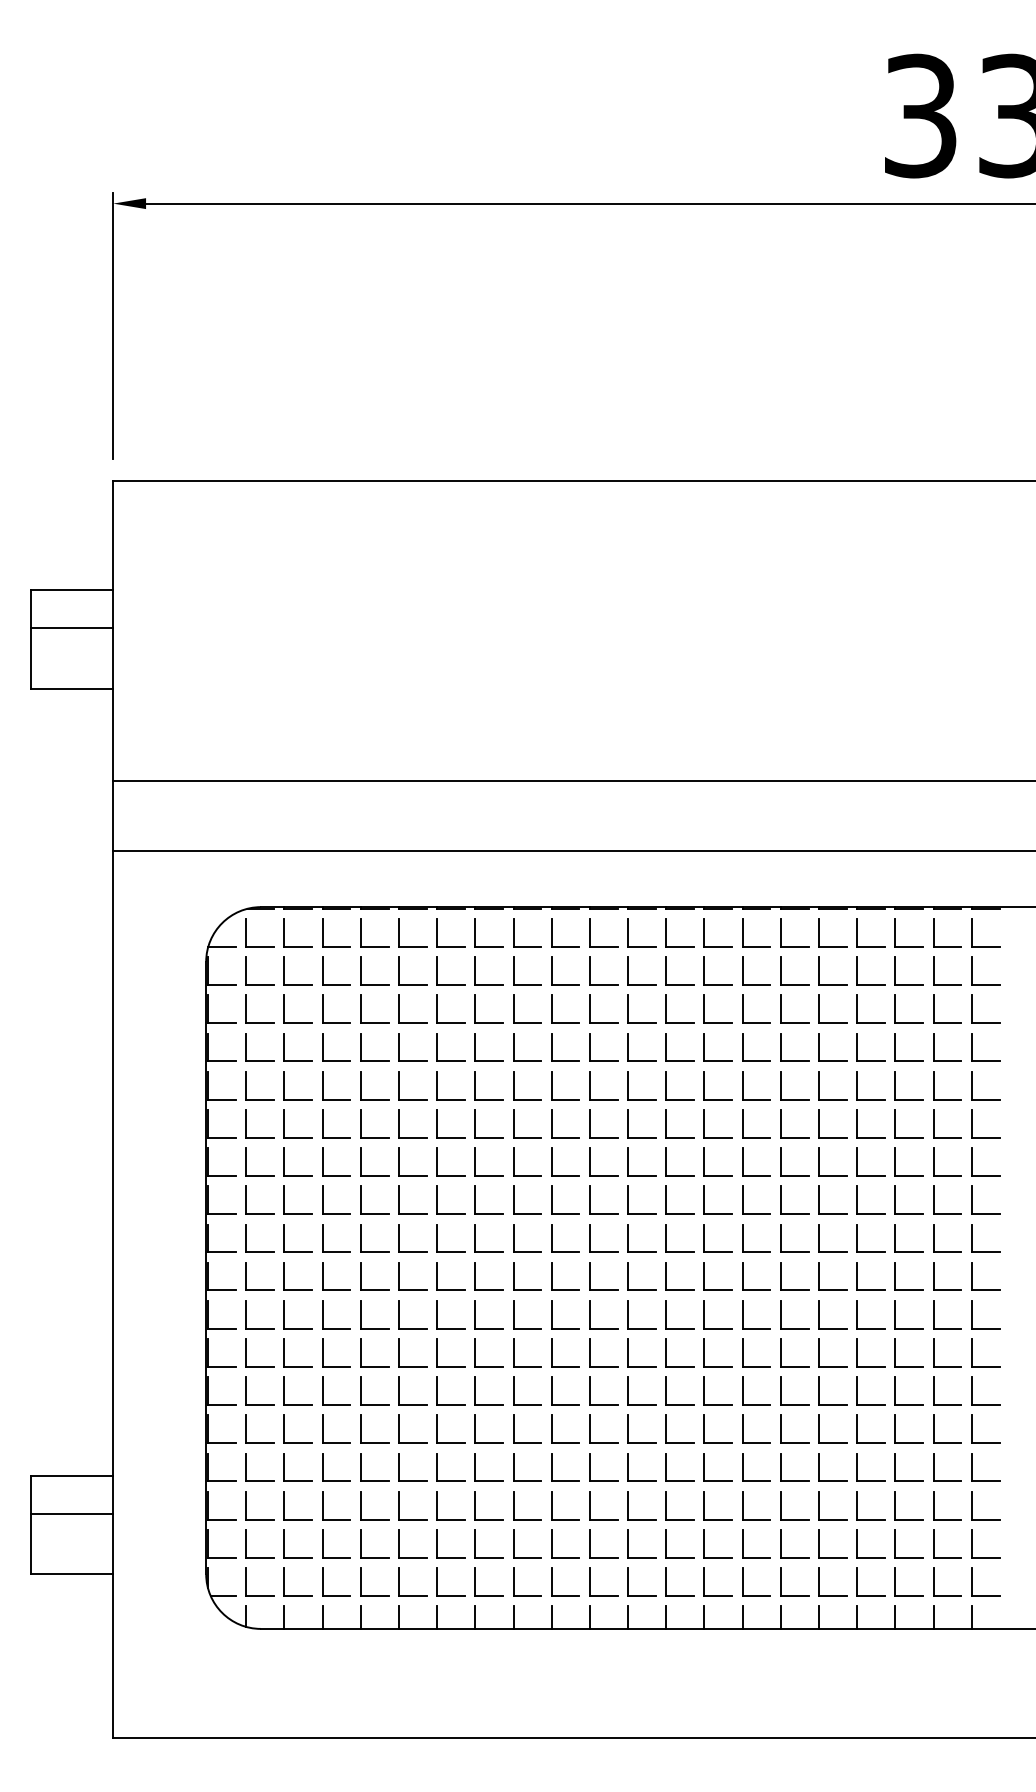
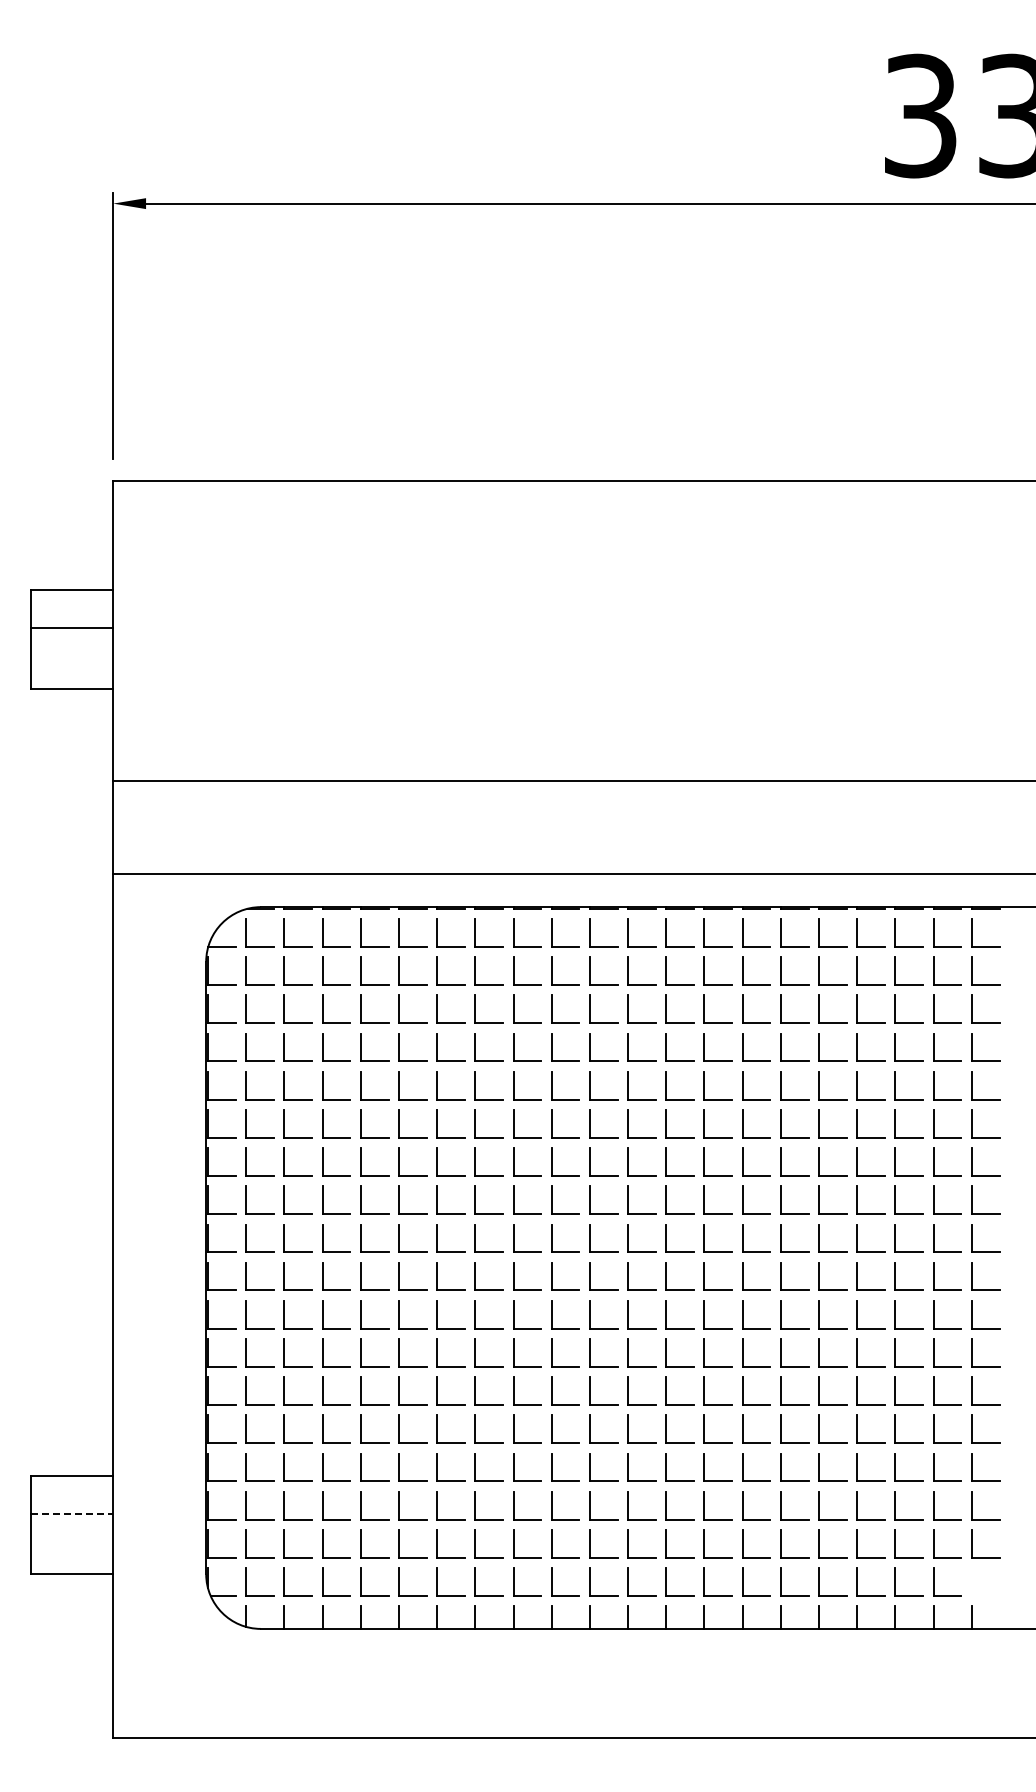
line position: (572, 850) -> (572, 873) (572, 873)
line: solid -> dashed (72, 1514)
part: present -> none (972, 1581)
